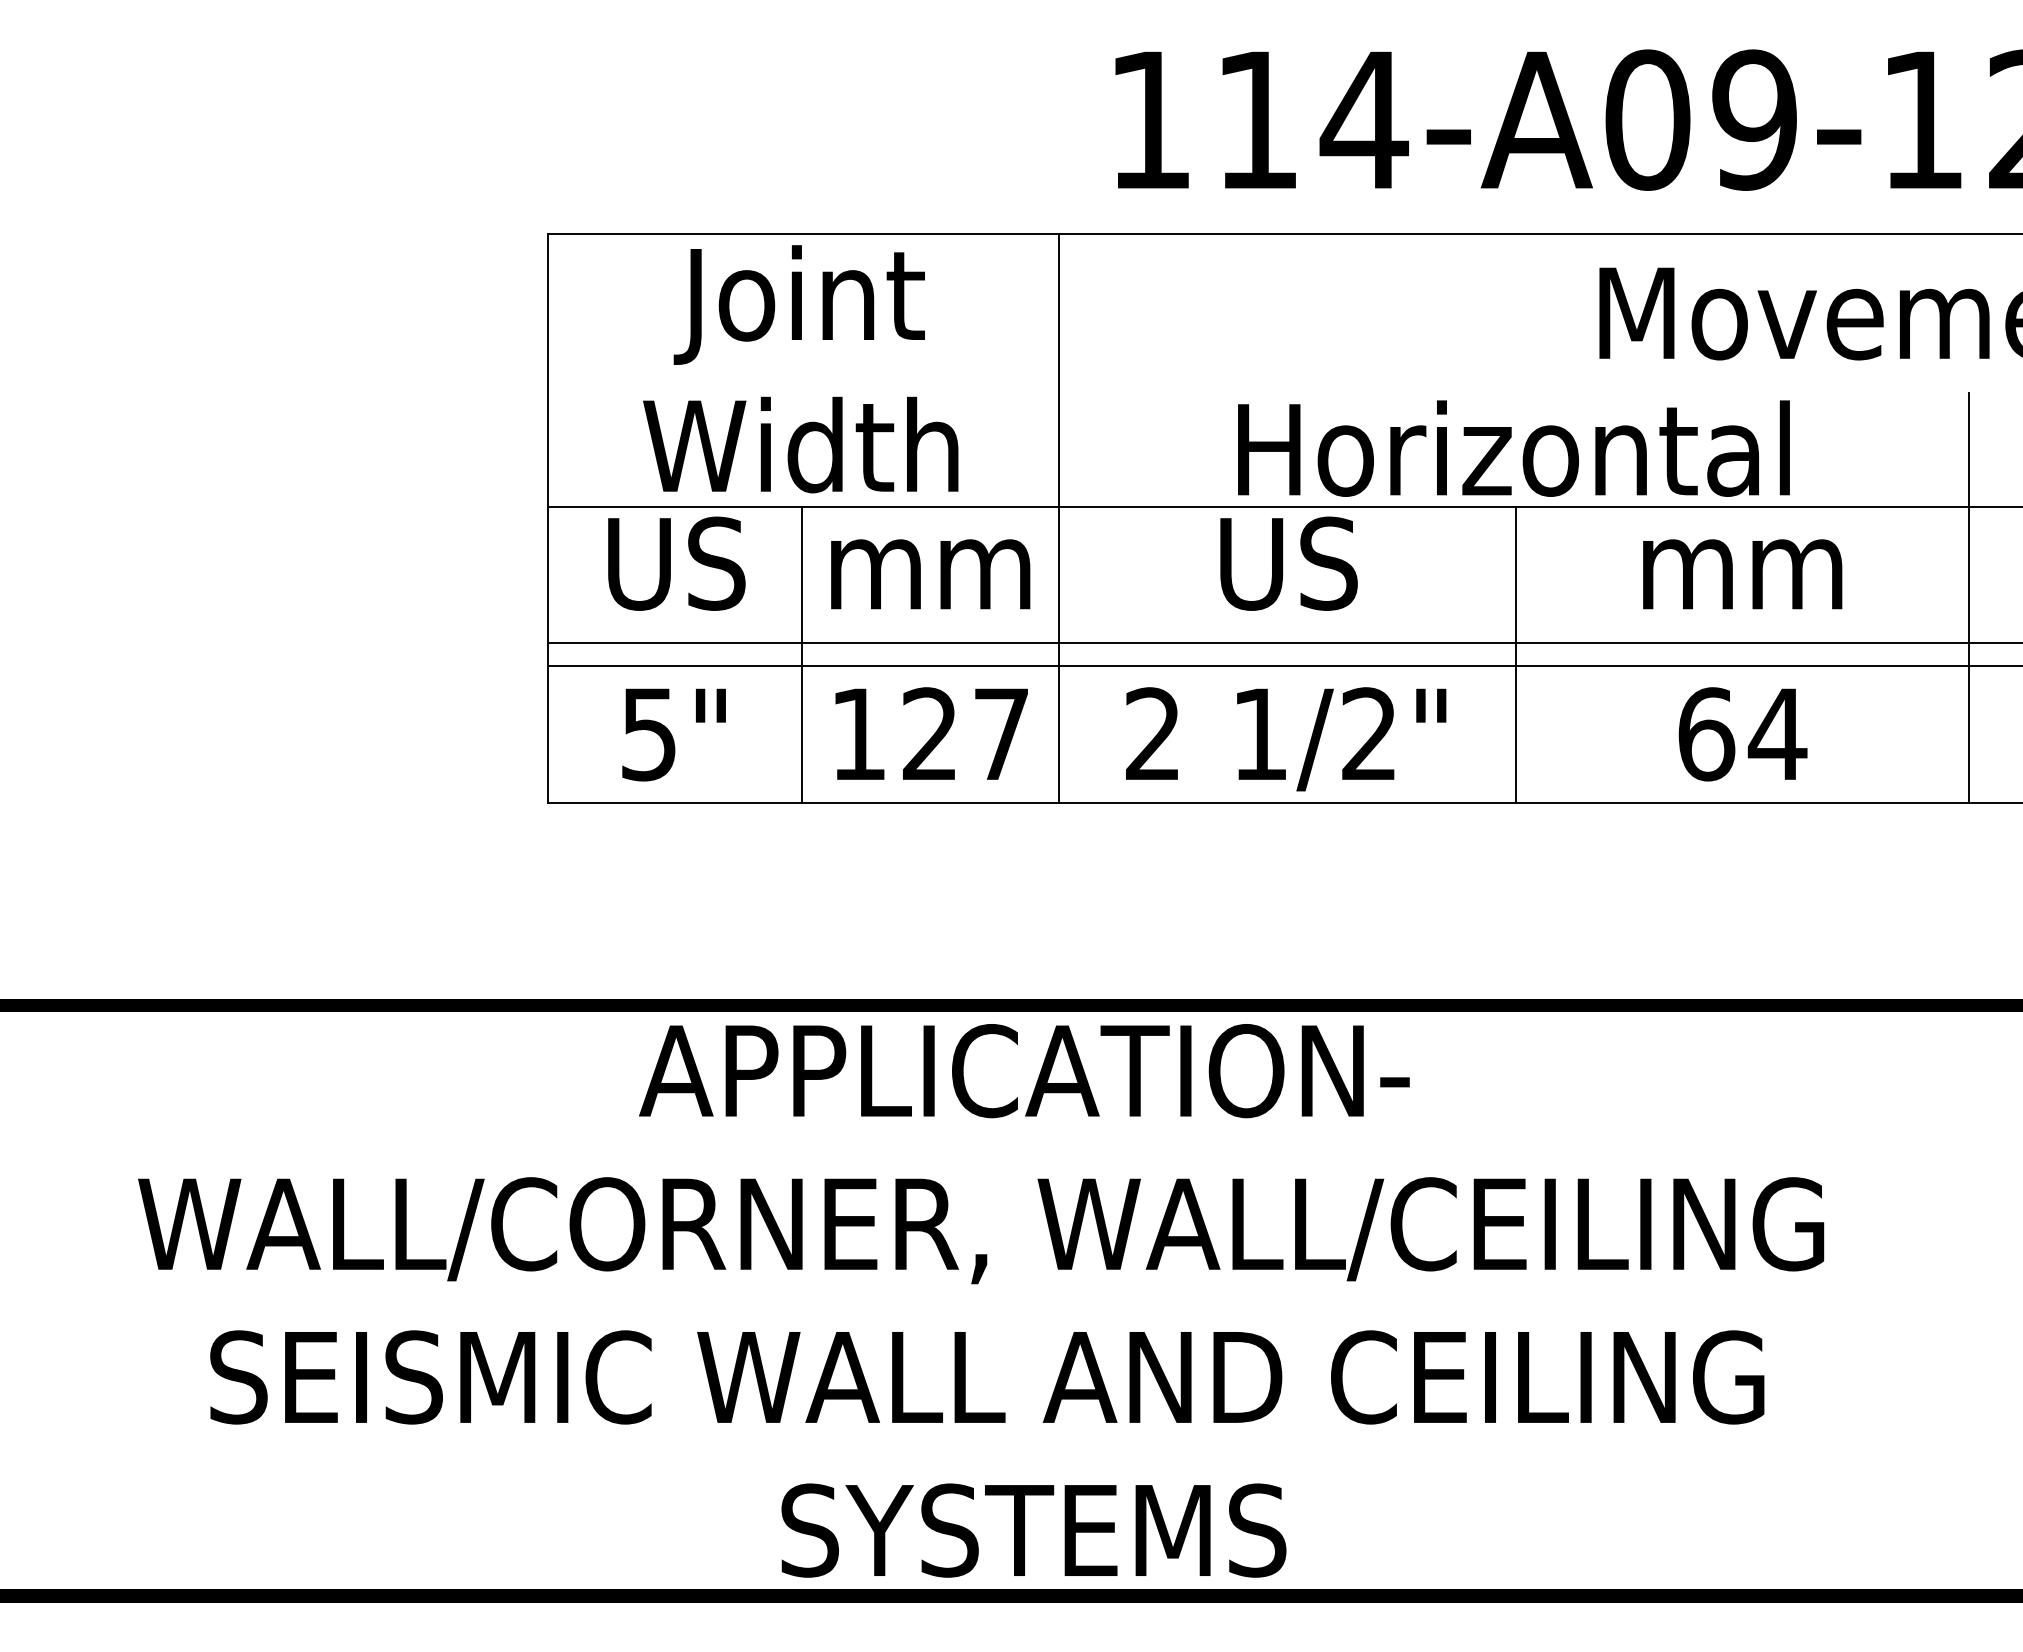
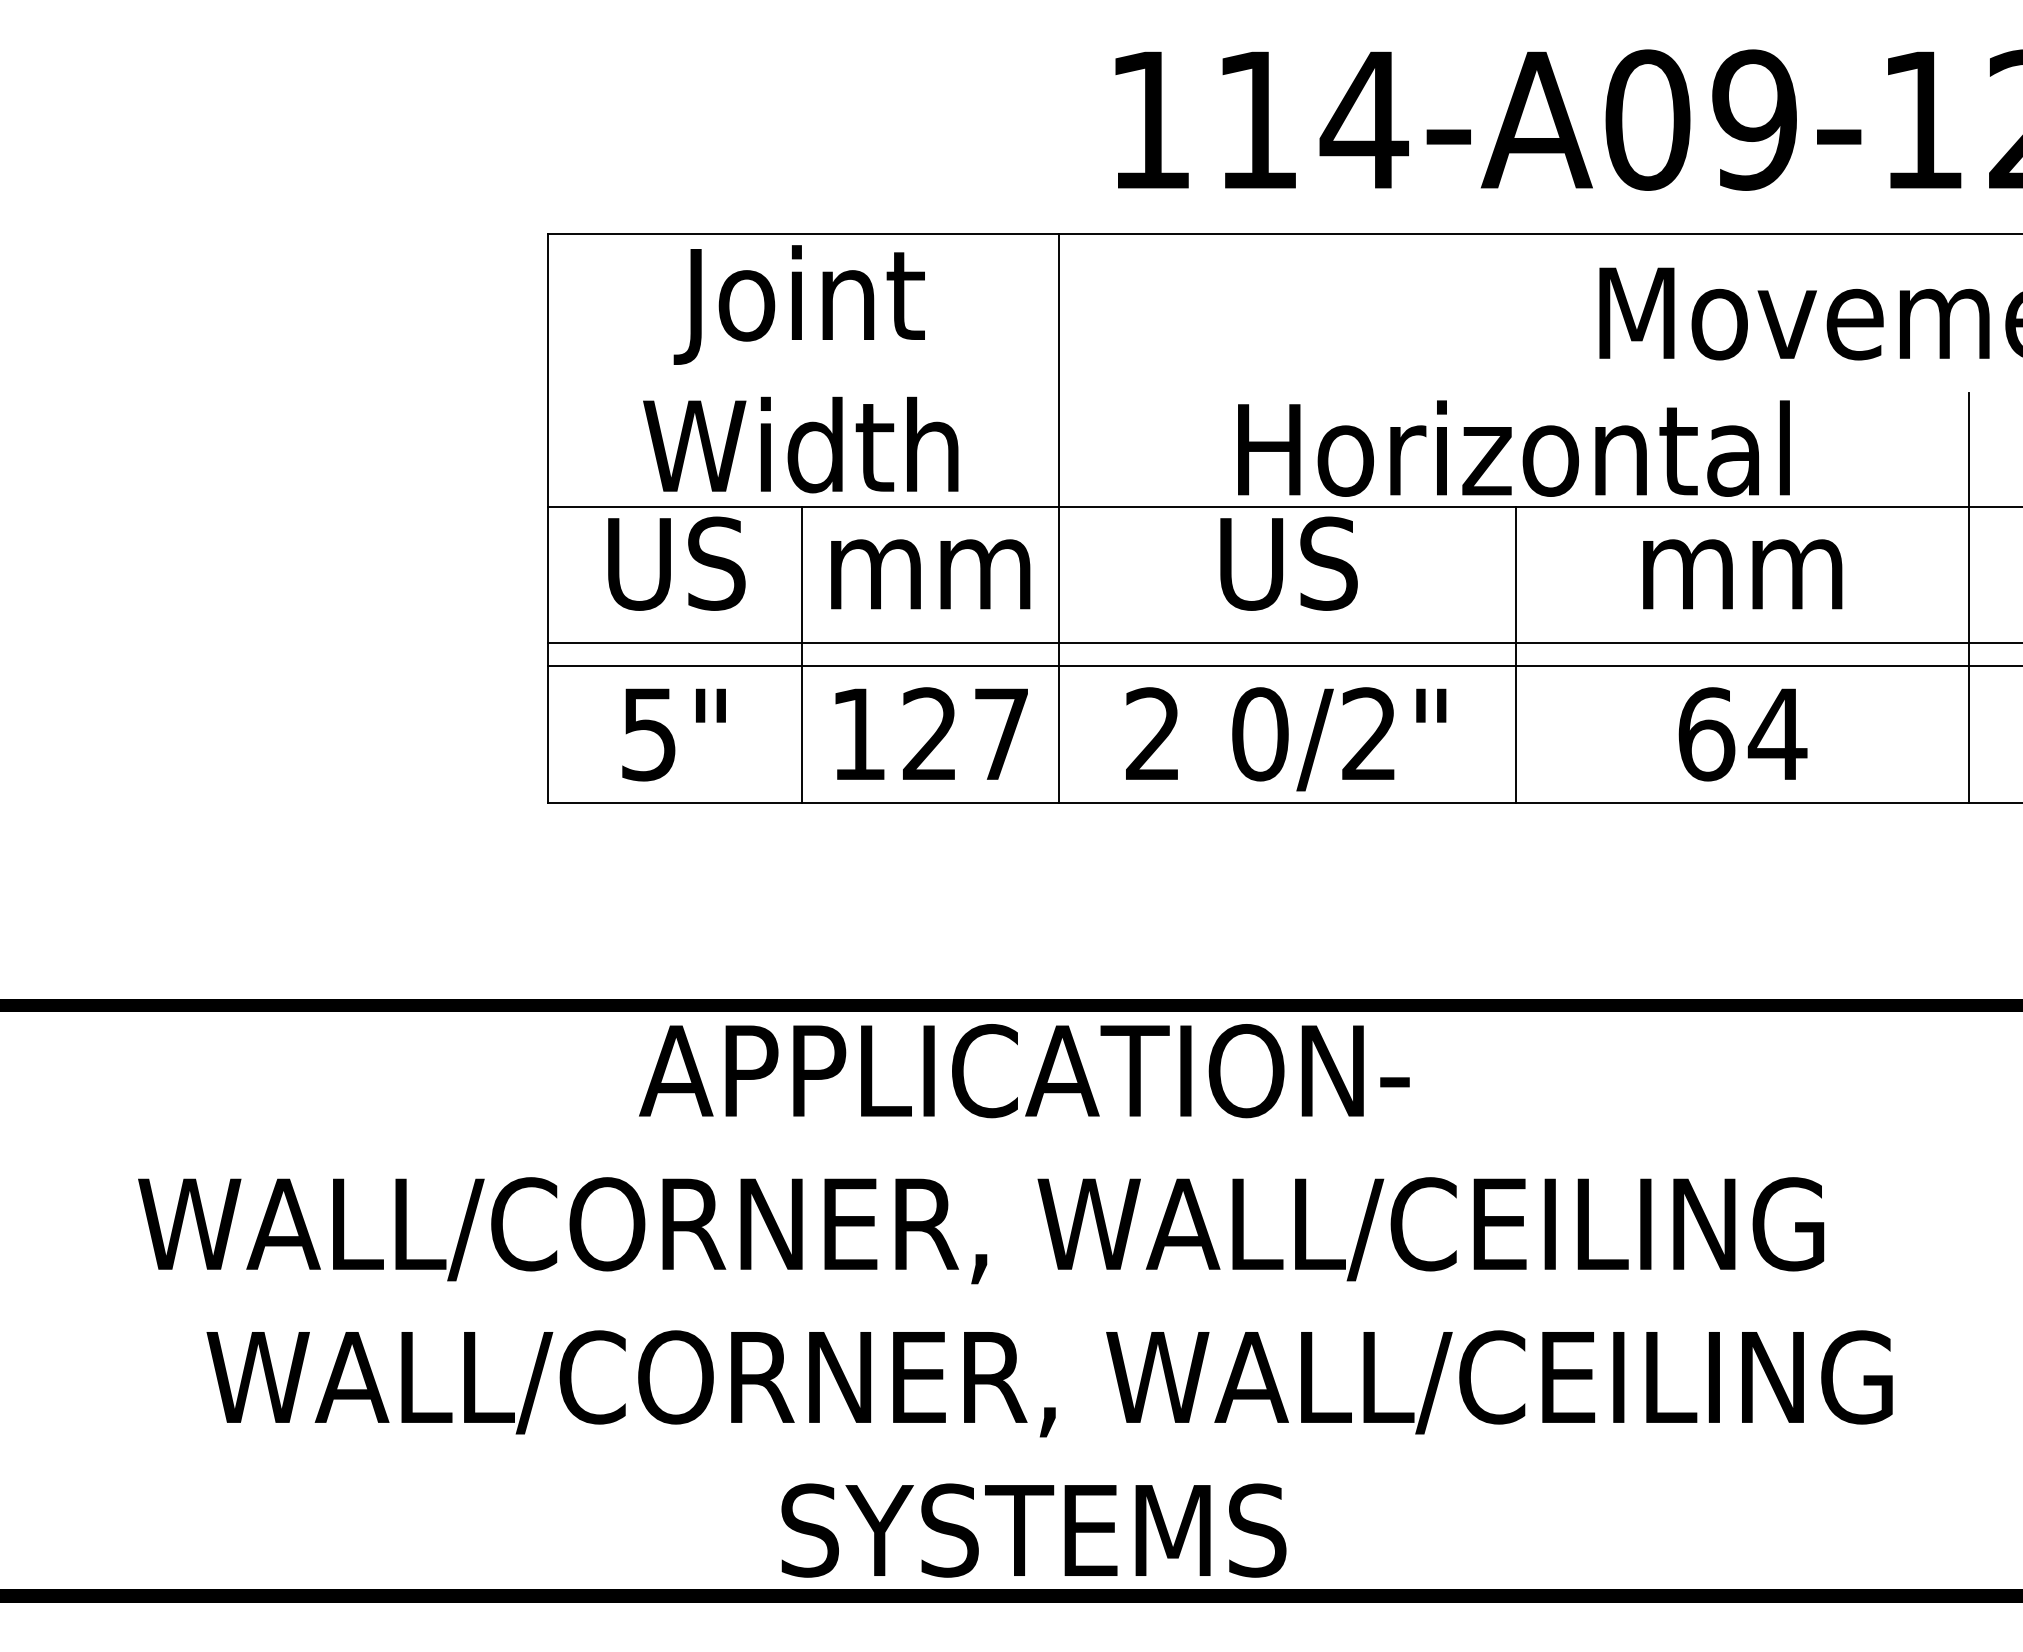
text: 1/2" -> 0/2" (1260, 734)
text: SEISMIC WALL AND CEILING -> WALL/CORNER, WALL/CEILING (1049, 1383)
